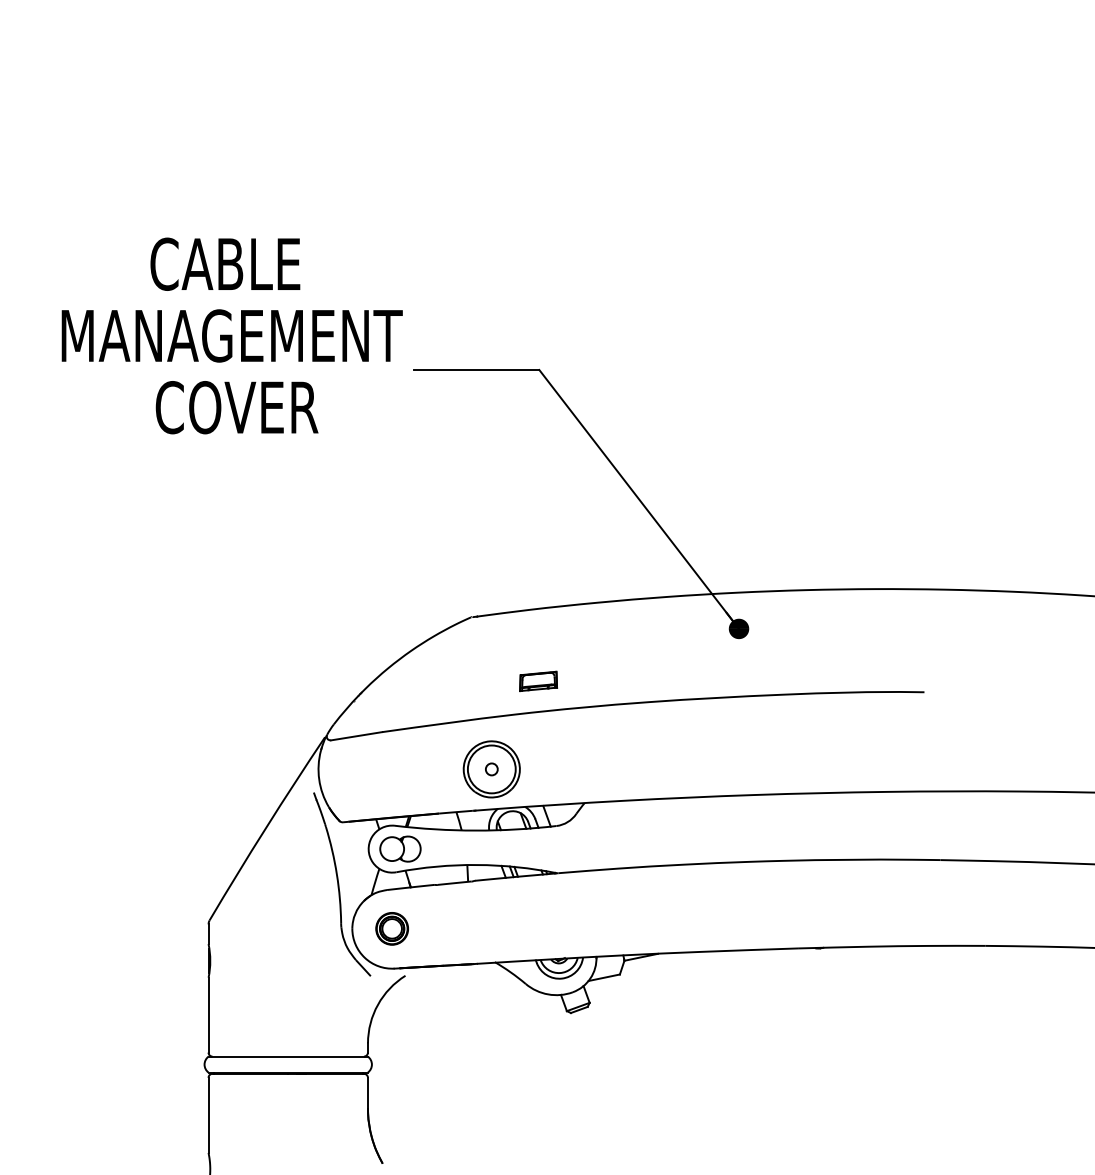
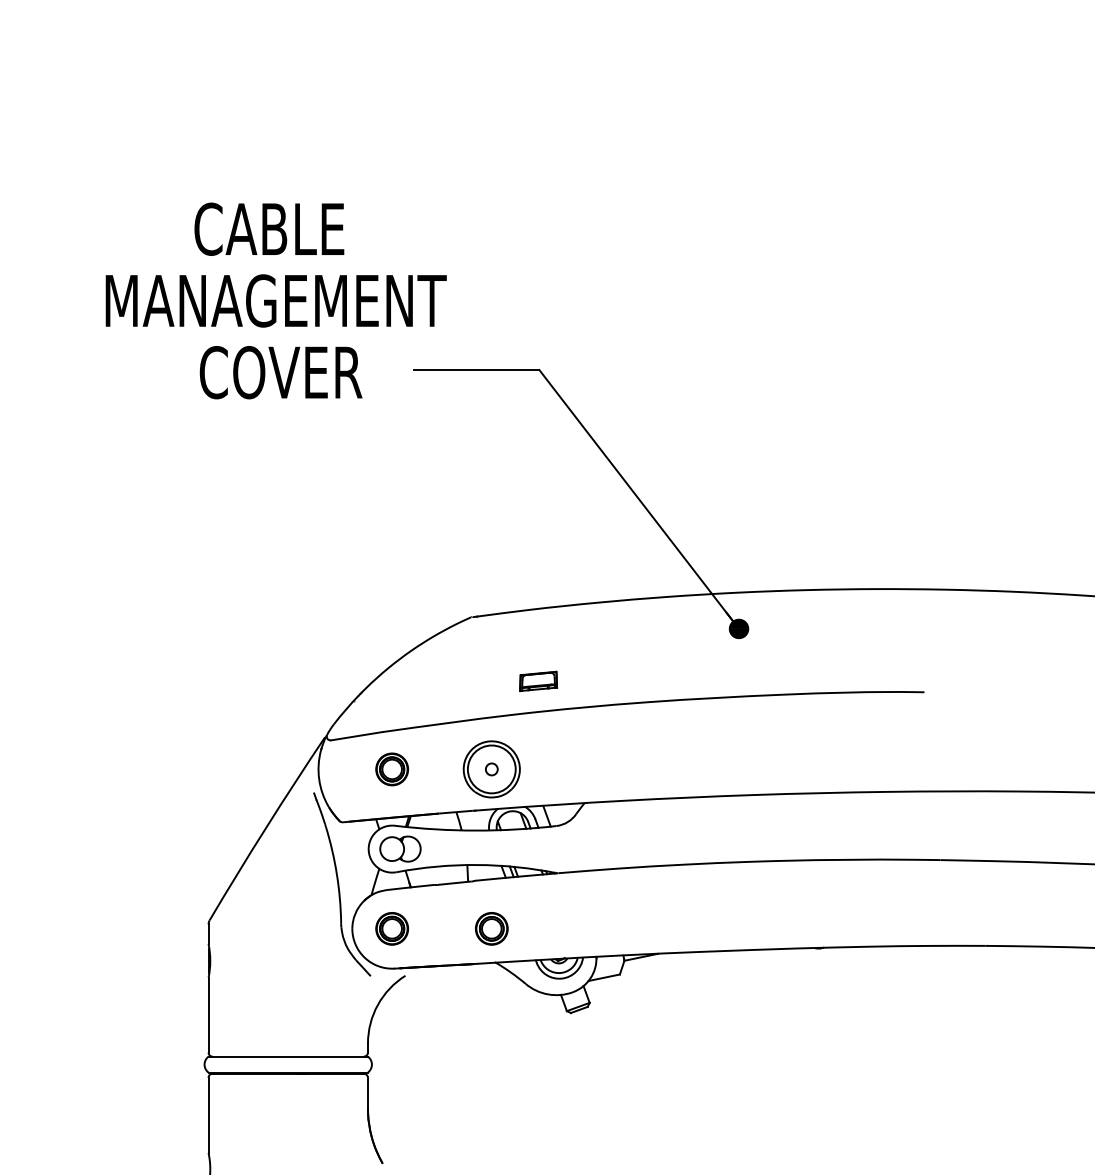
text position: (231, 335) -> (275, 300) (275, 300)
part: none -> present (391, 769)
part: none -> present (491, 928)
